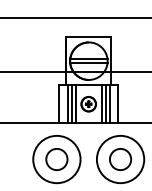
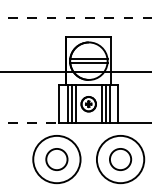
line: solid -> dashed (76, 17)
line: solid -> dashed (30, 123)
